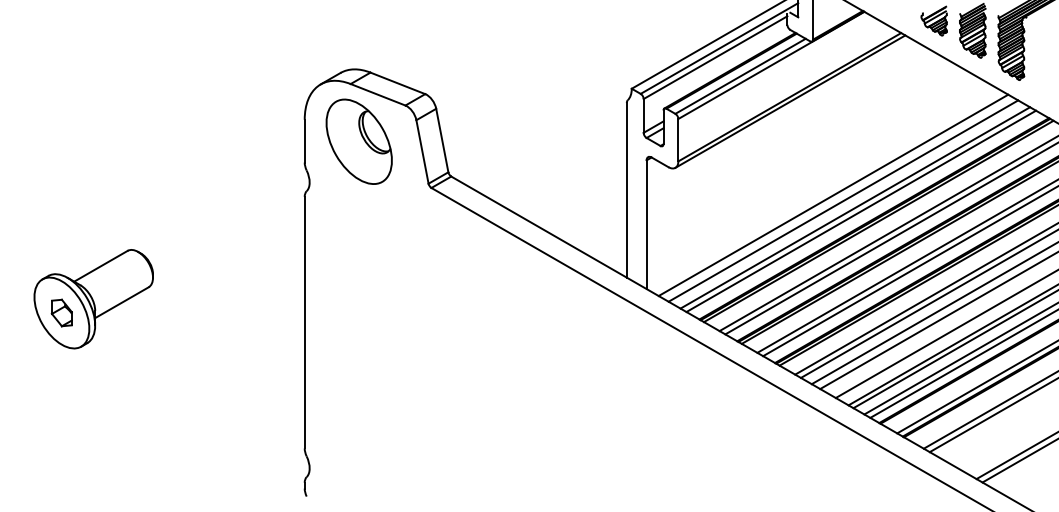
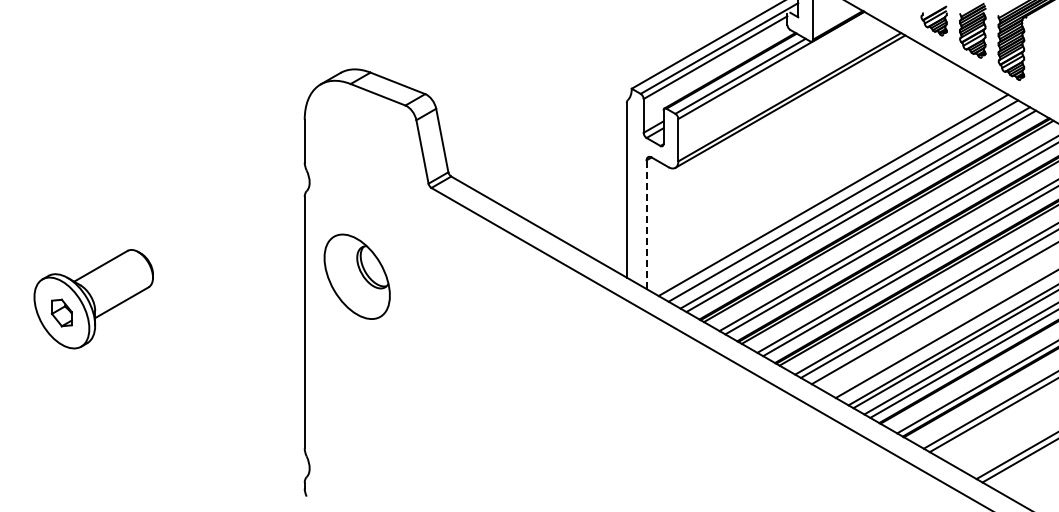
part position: (358, 141) -> (356, 276) (356, 276)
line: solid -> dashed (646, 224)
line: present -> none (937, 321)
